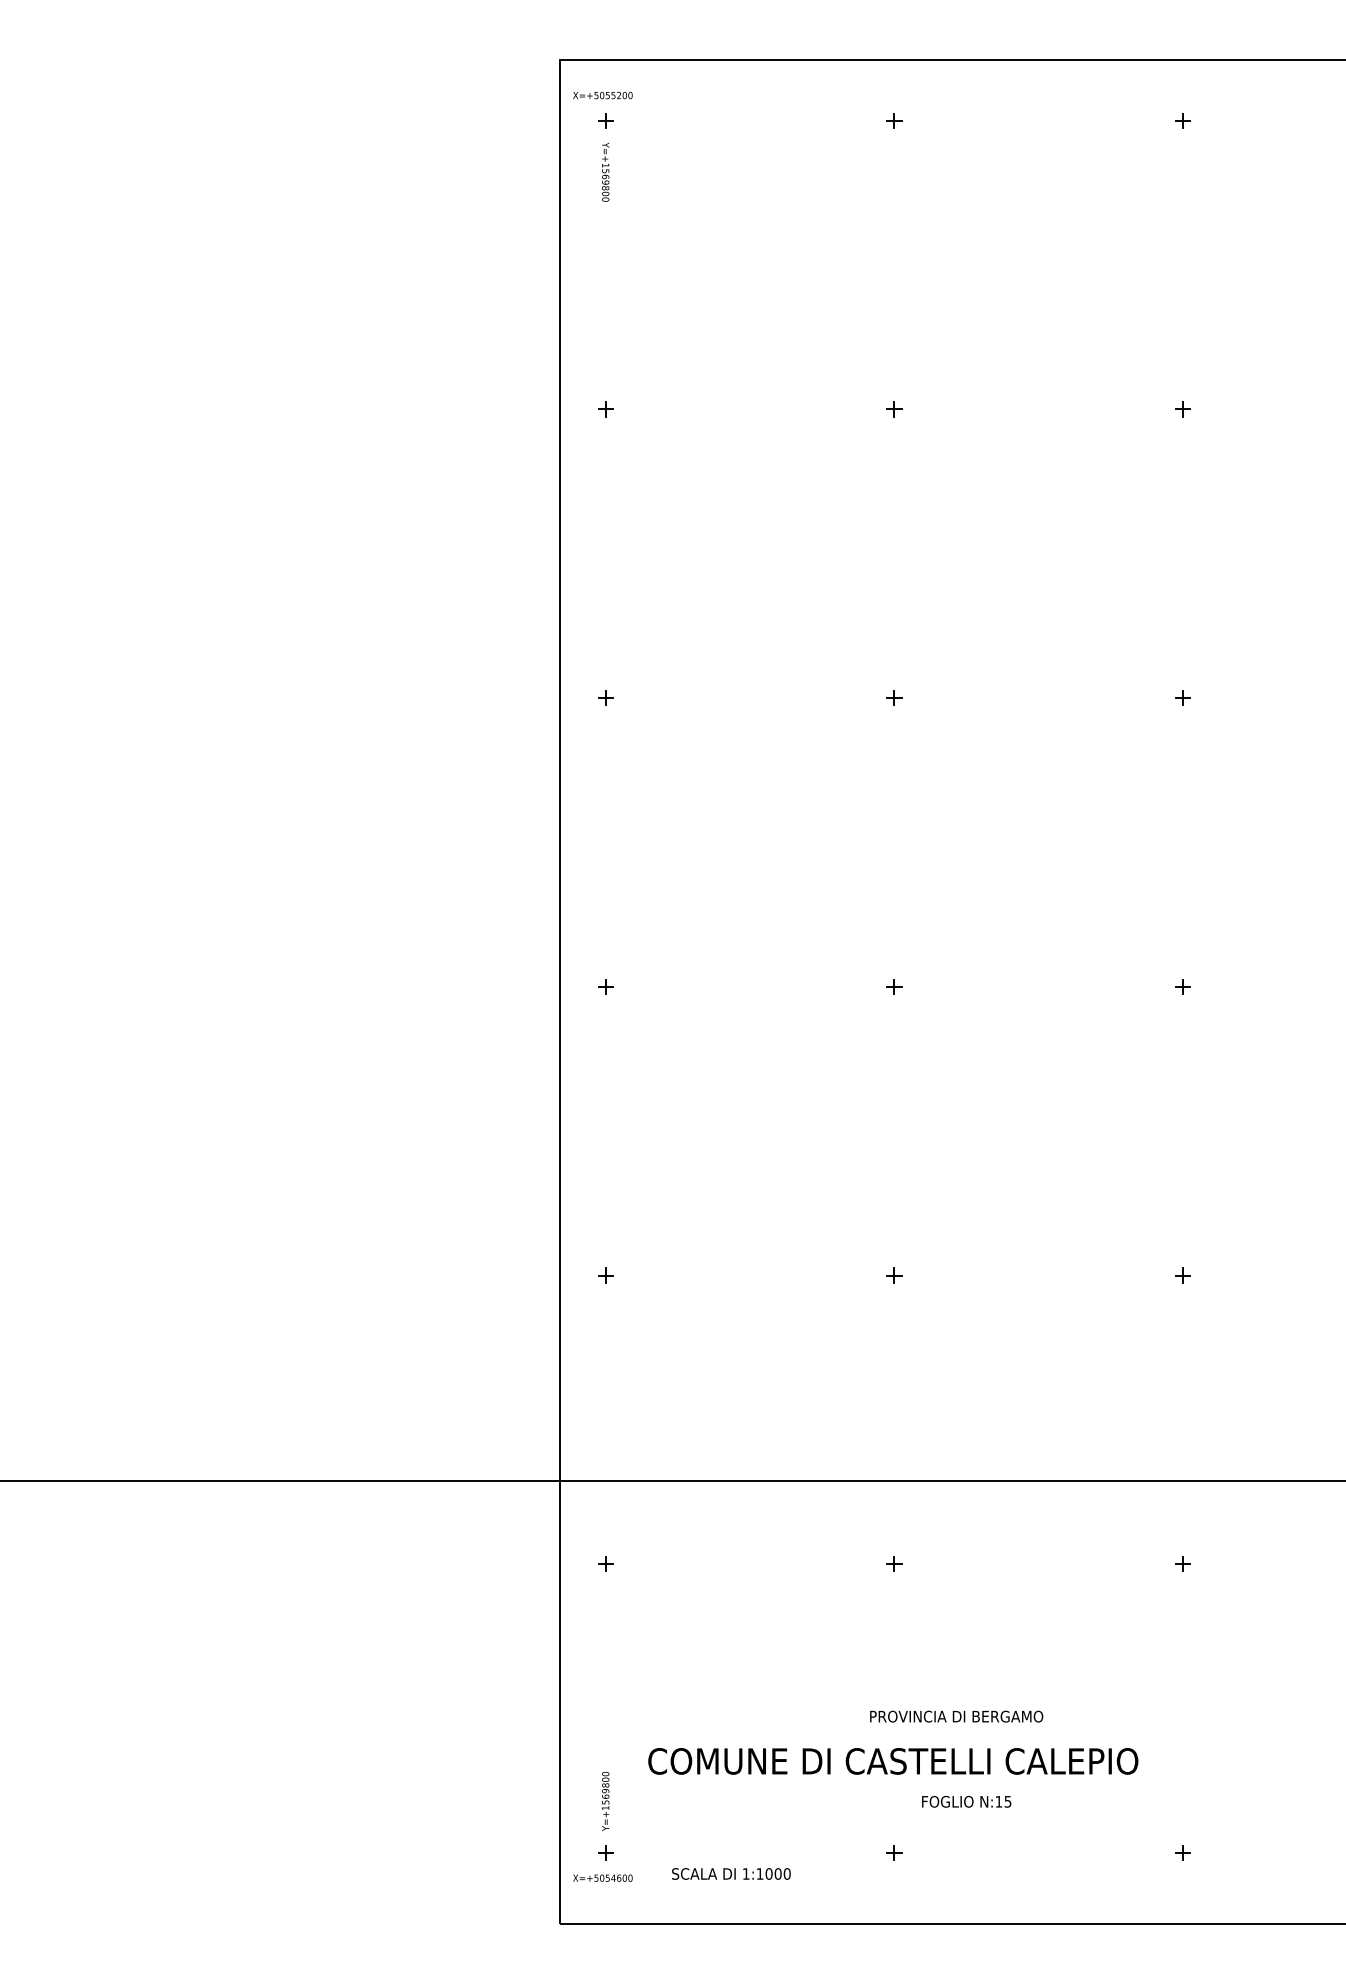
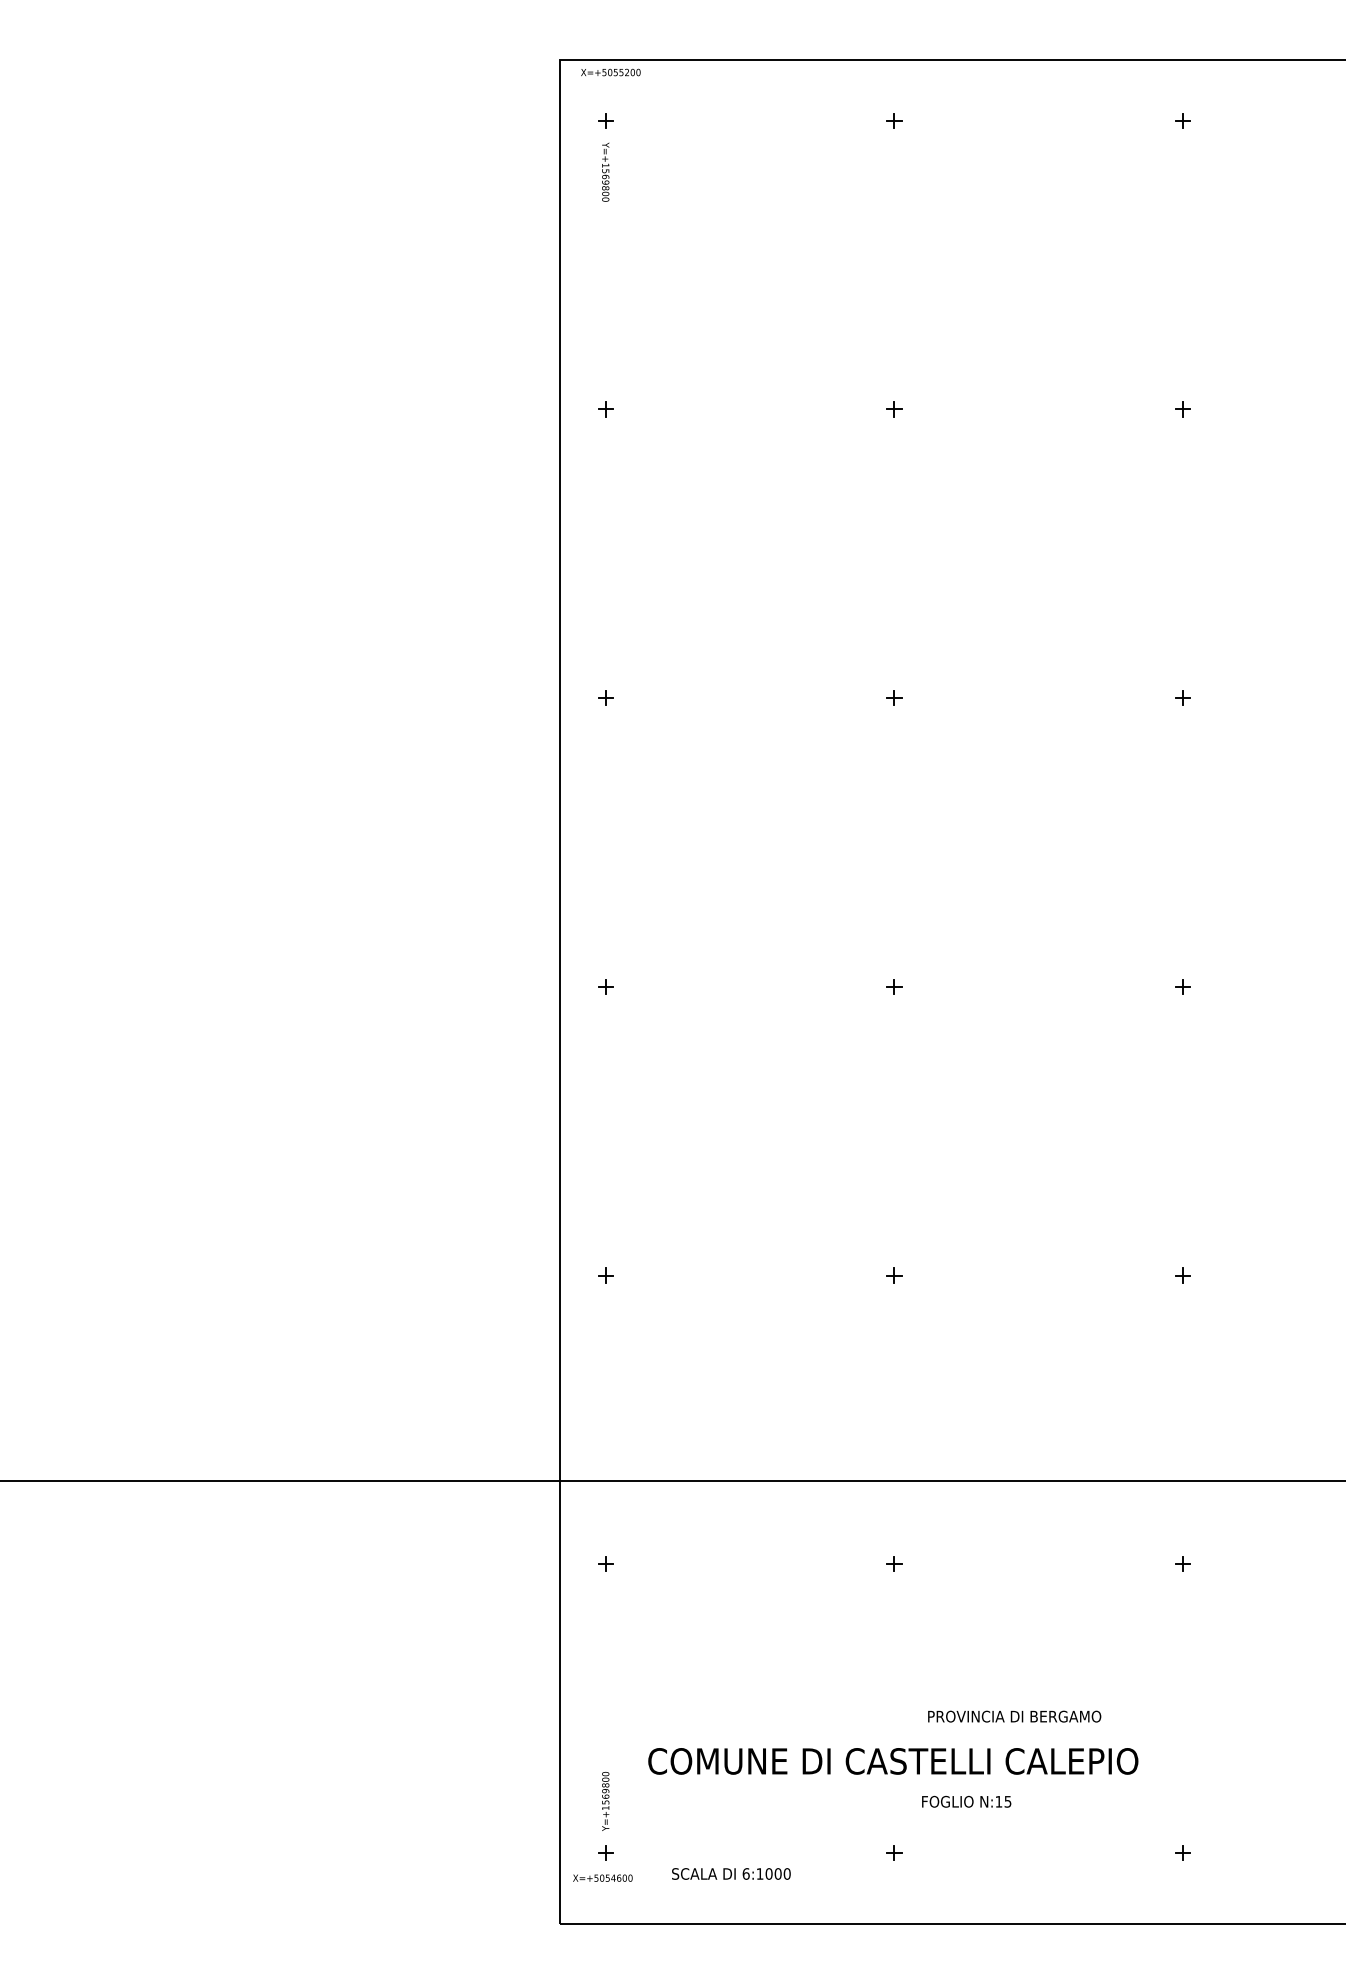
text position: (602, 95) -> (610, 72) (610, 72)
text position: (956, 1716) -> (1014, 1716) (1014, 1716)
text: 1:1000 -> 6:1000 (745, 1873)
